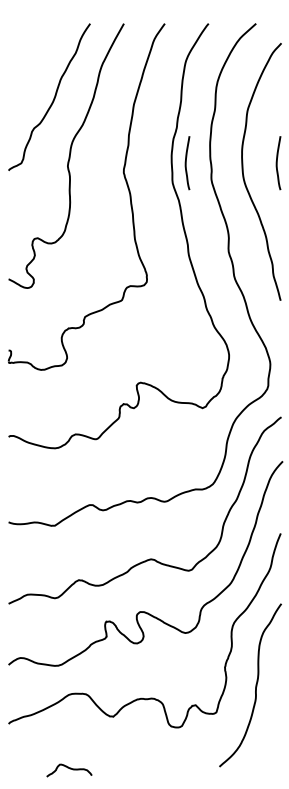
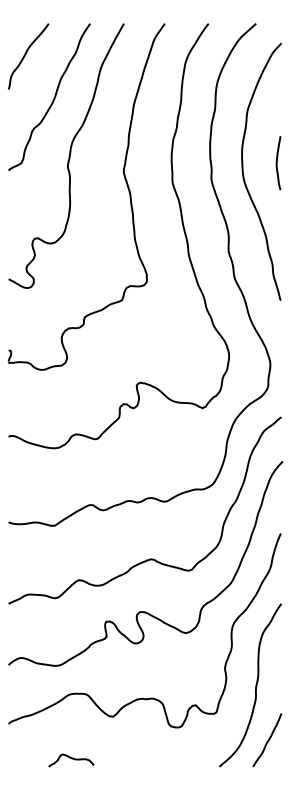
curve: none -> present (26, 54)
curve: present -> none (186, 163)
curve: none -> present (267, 740)
curve position: (69, 769) -> (71, 759) (71, 759)
